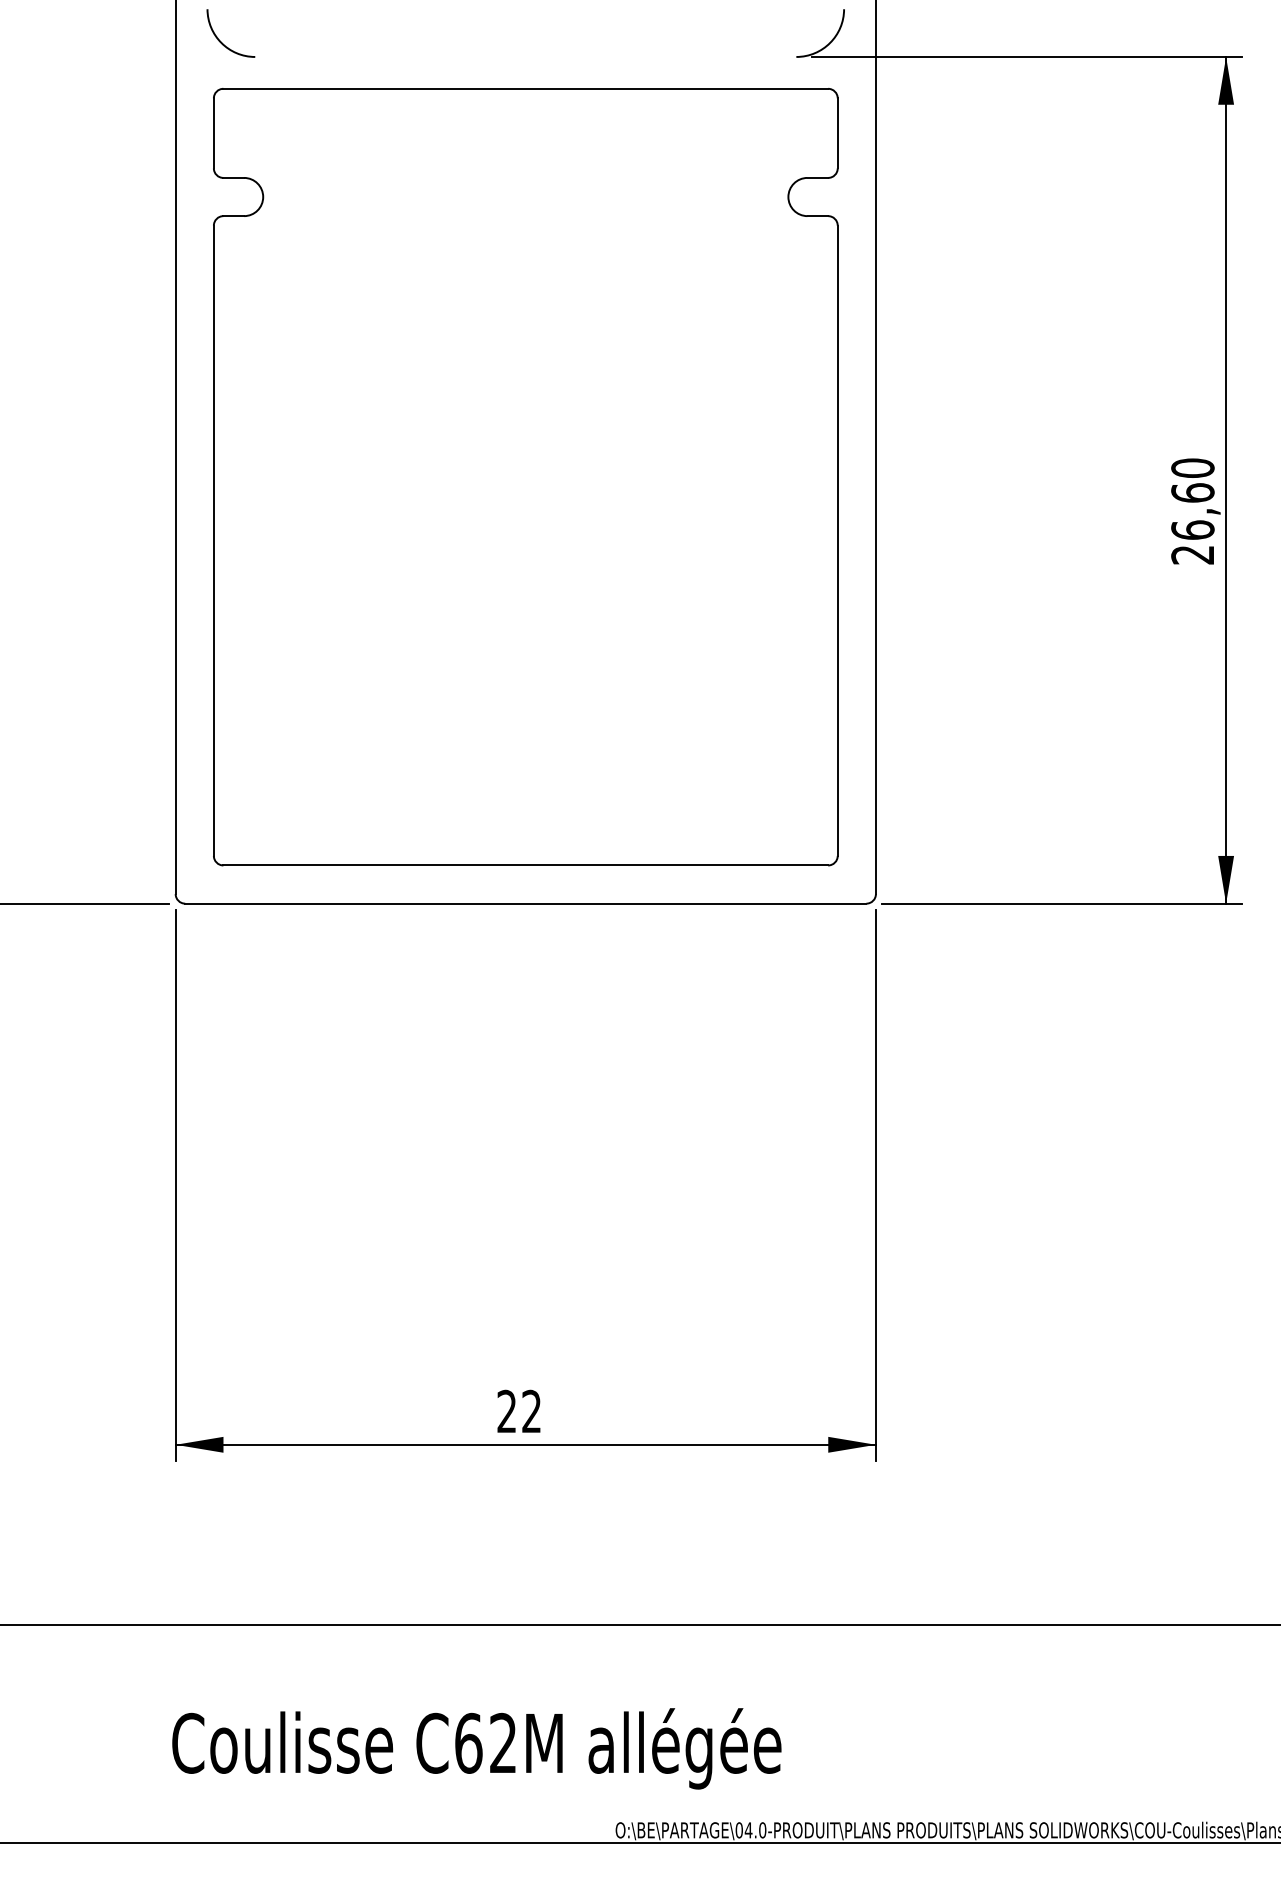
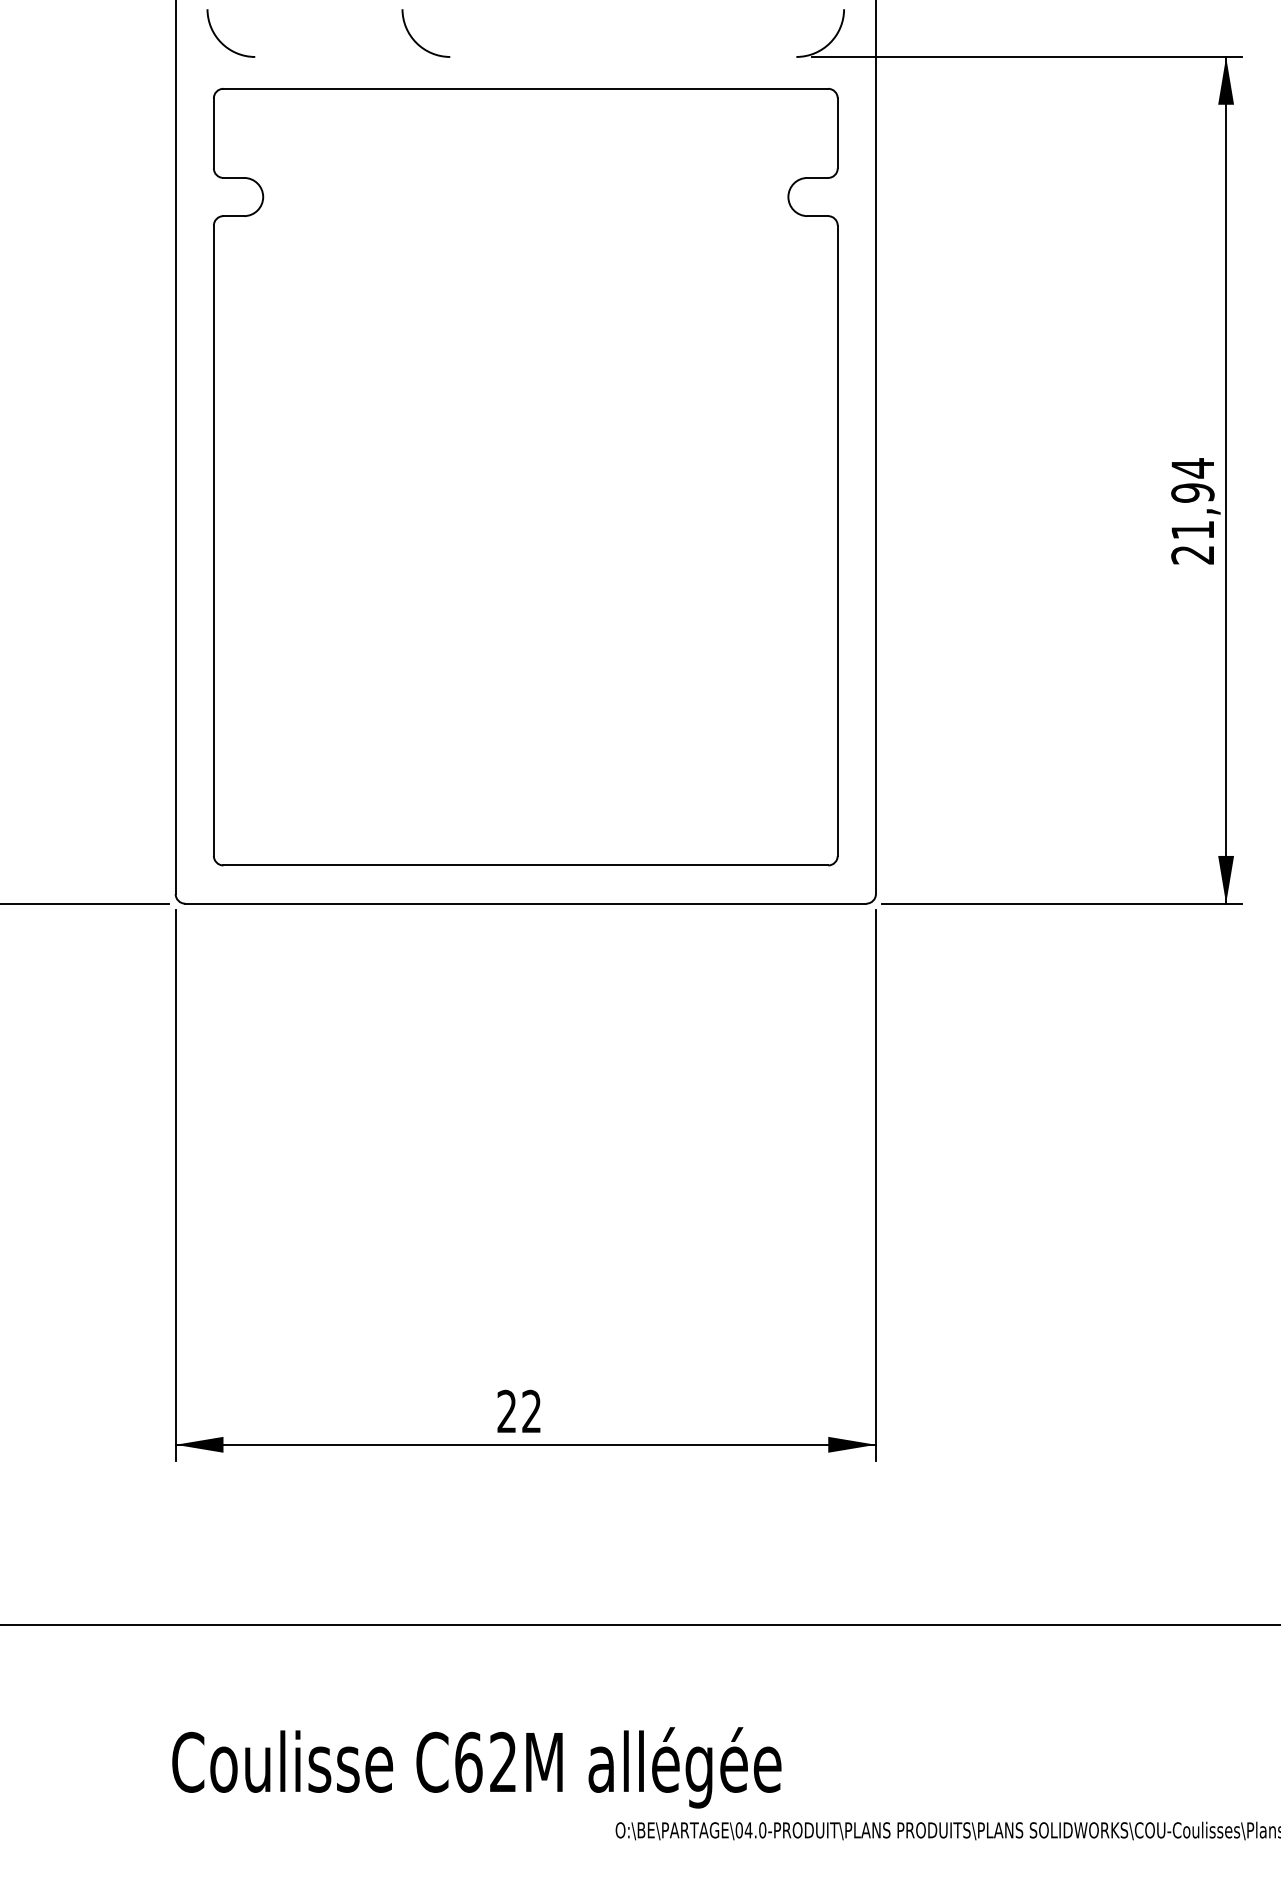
arc: none -> present (416, 41)
text: 26,60 -> 21,94 (1192, 498)
text position: (476, 1748) -> (476, 1767) (476, 1767)
line: present -> none (639, 1843)
